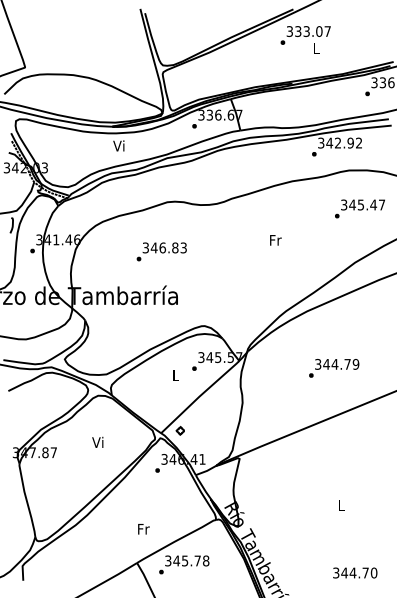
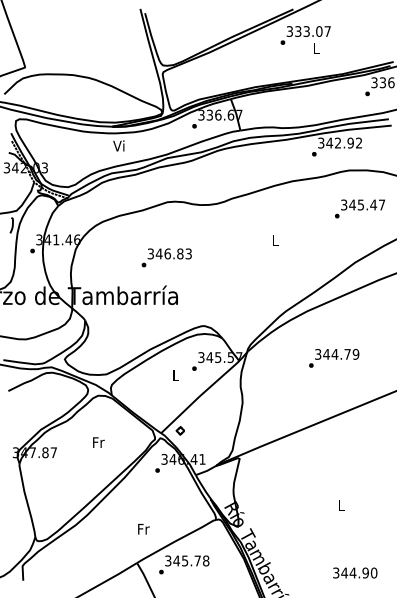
text: Fr -> L (275, 240)
text position: (161, 251) -> (166, 257) (166, 257)
text position: (334, 368) -> (334, 358) (334, 358)
text: Vi -> Fr (98, 441)
text: 344.70 -> 344.90 (365, 572)
